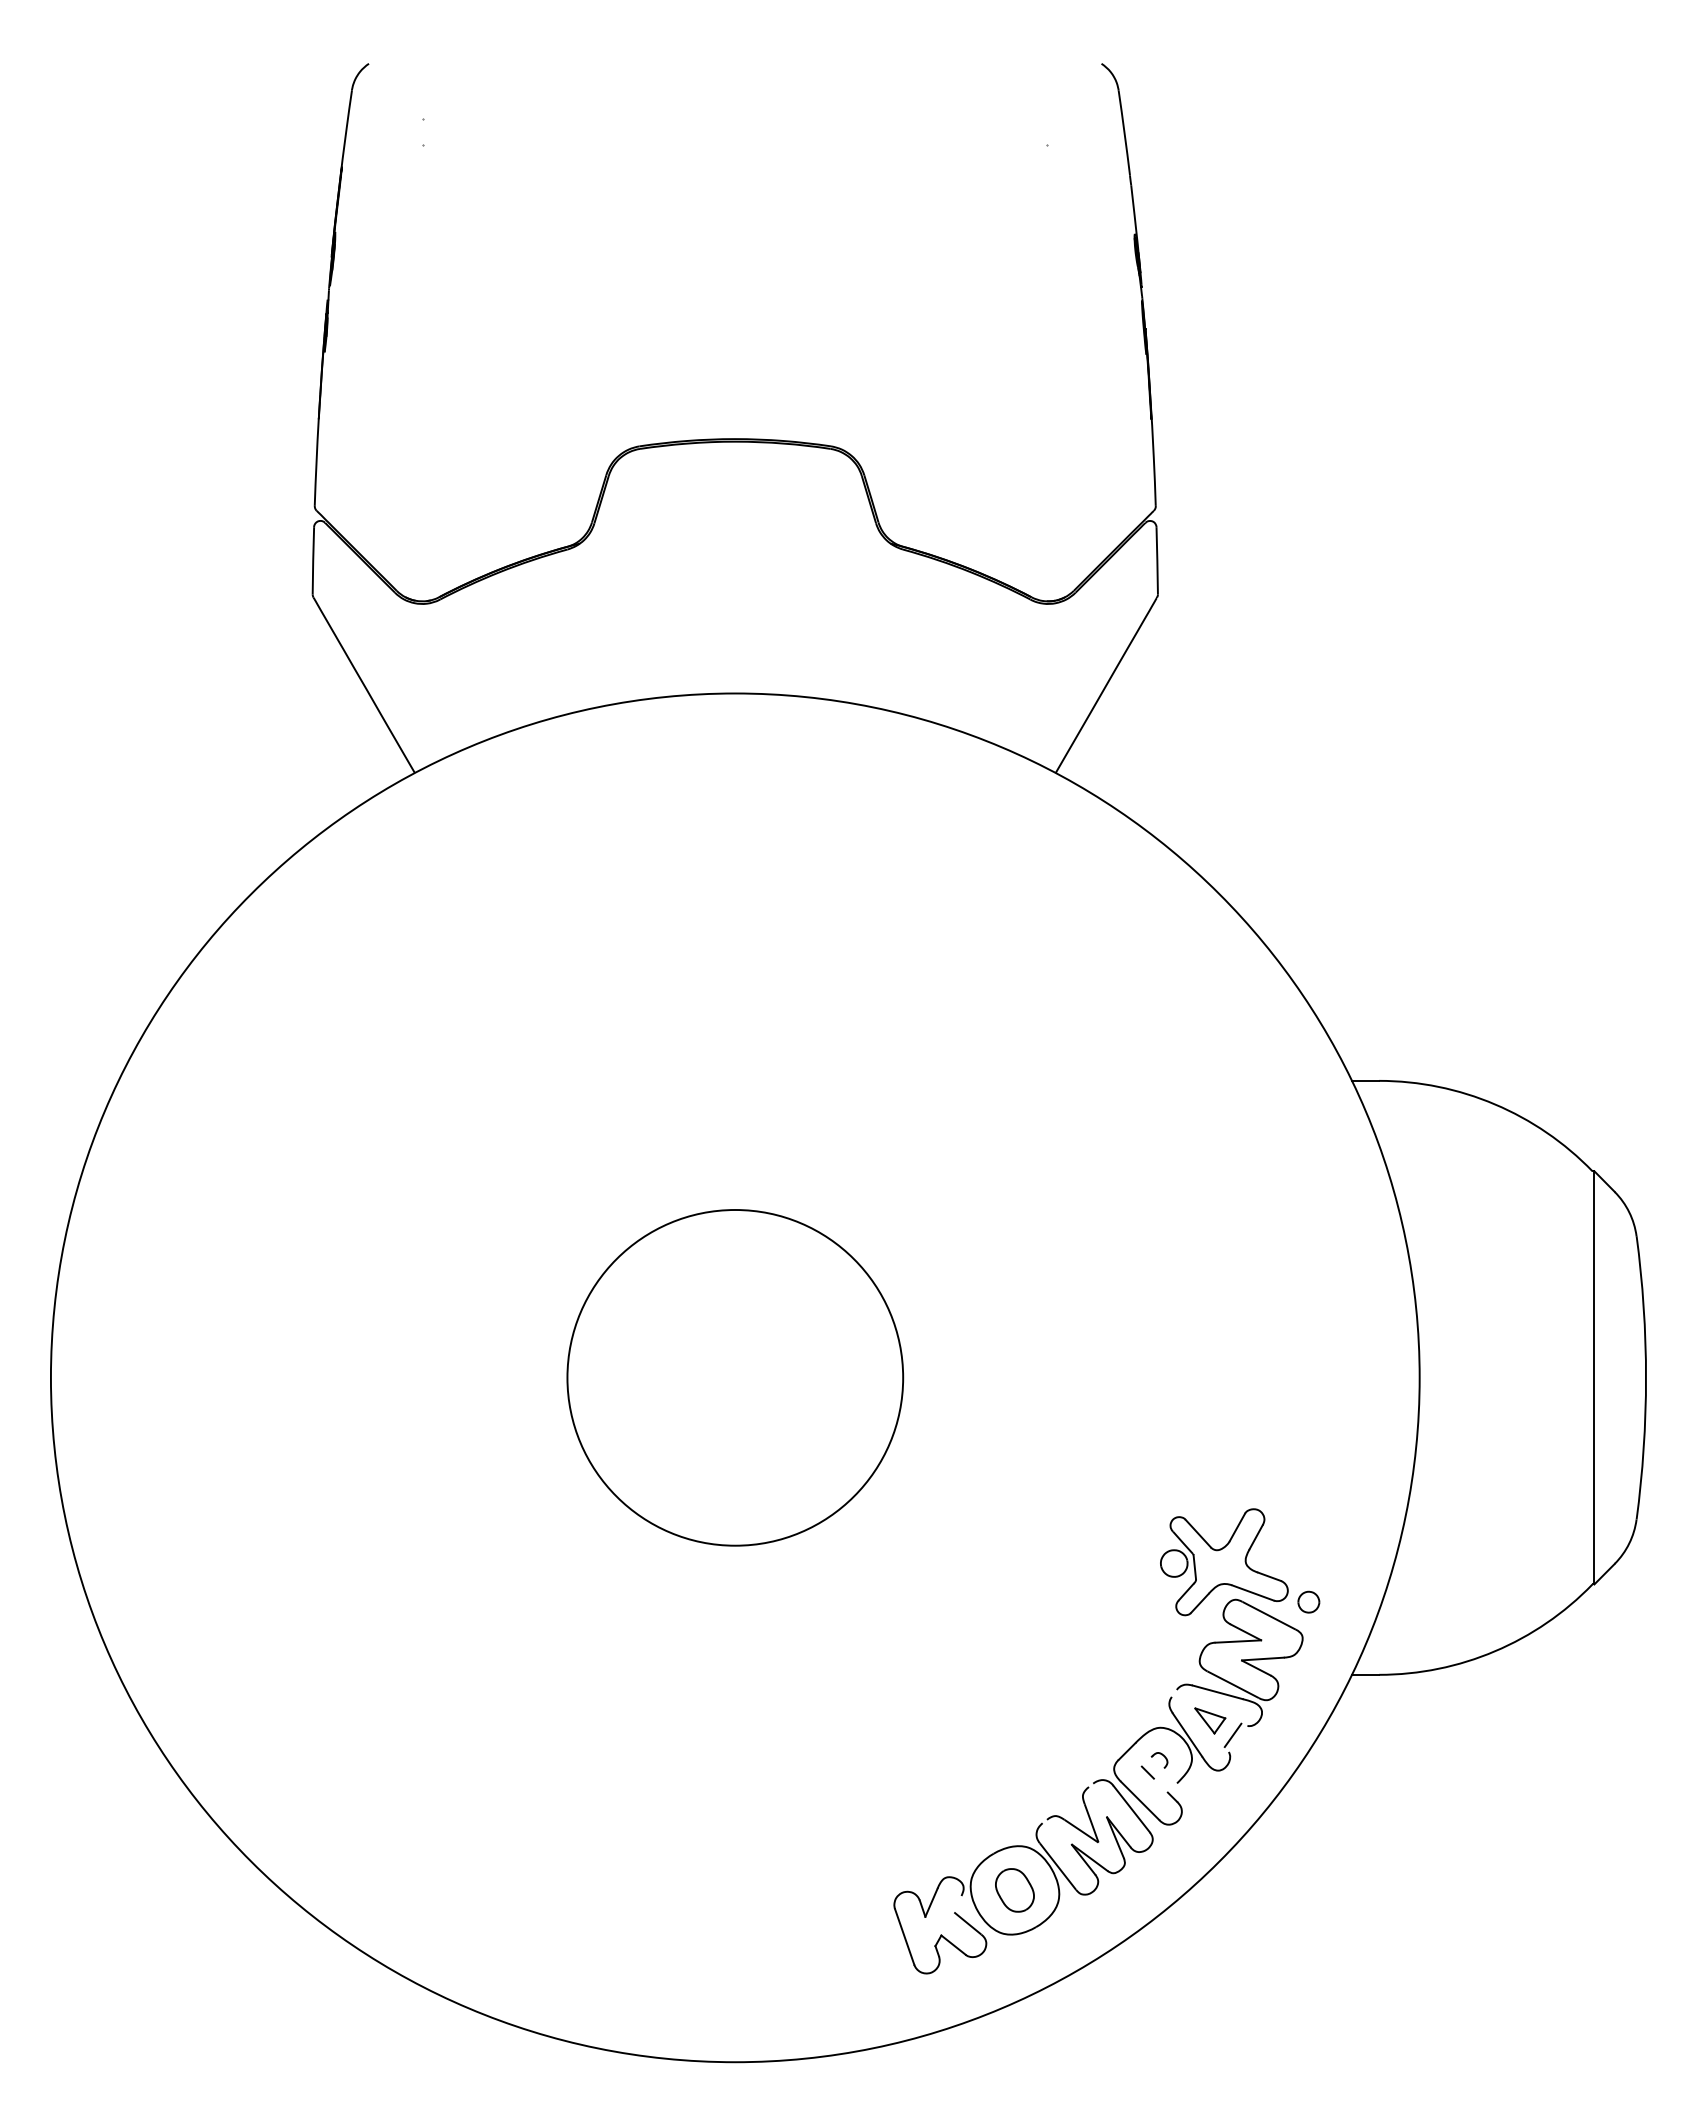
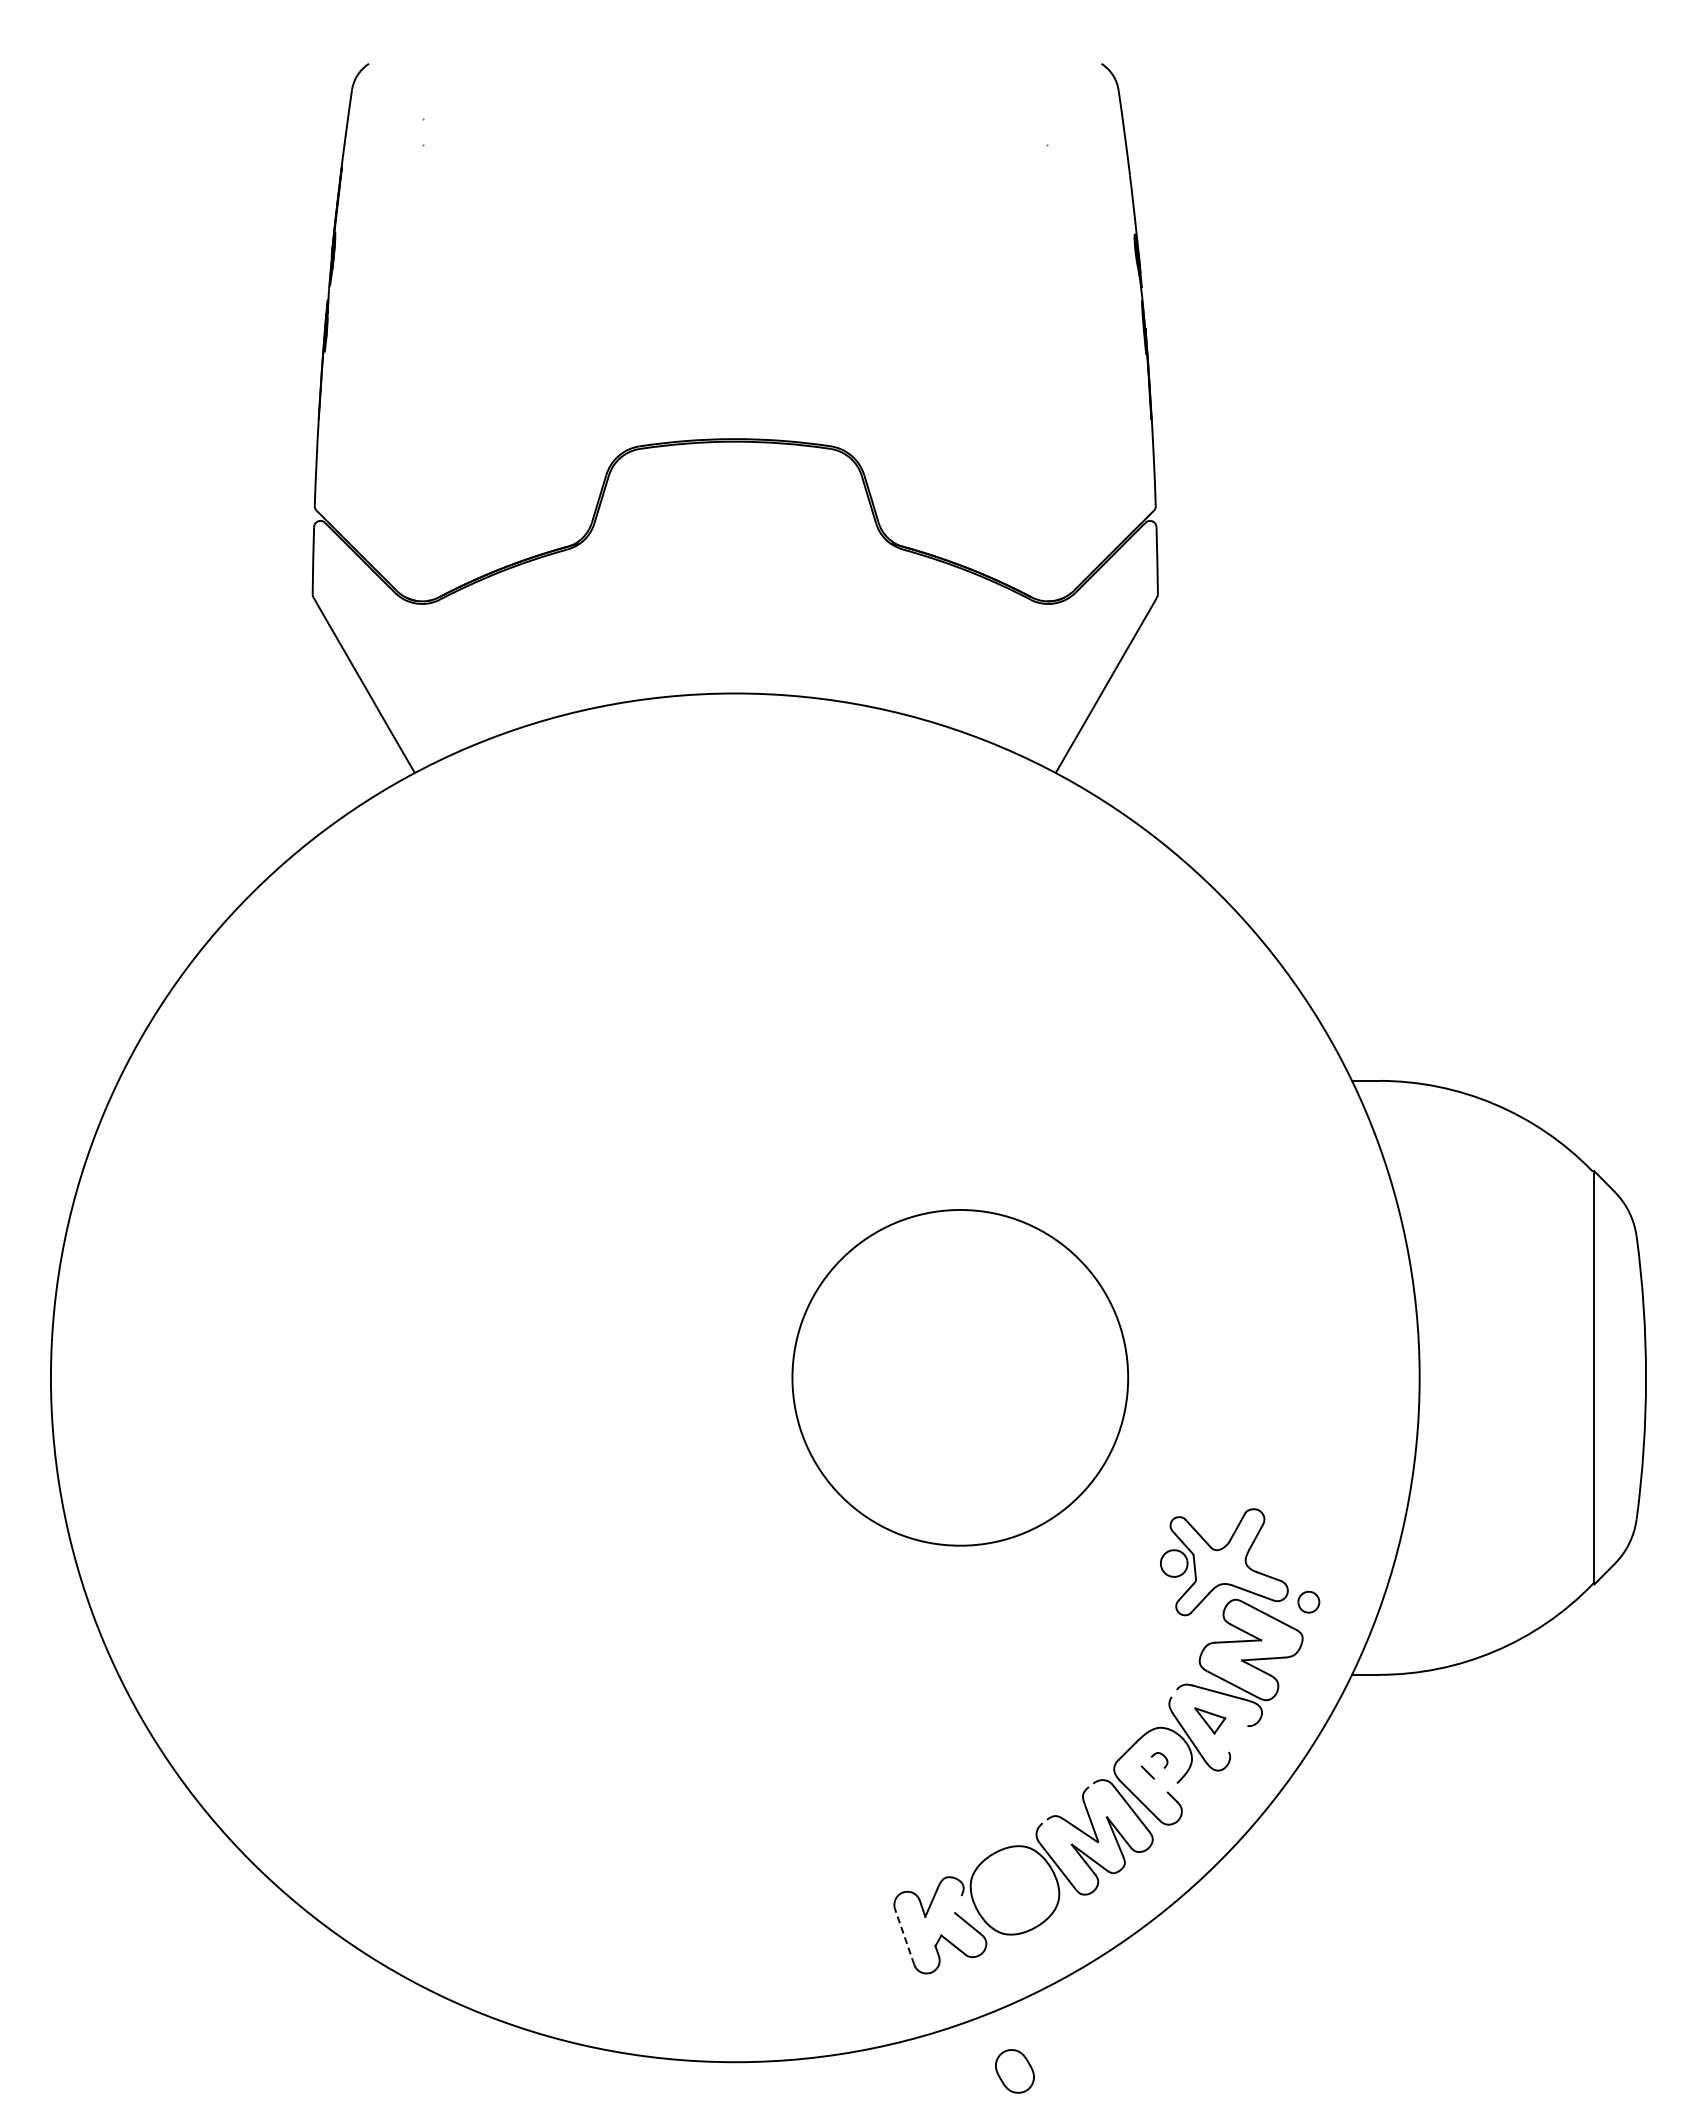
circle position: (735, 1377) -> (960, 1377) (960, 1377)
line: present -> none (1232, 1735)
part position: (1014, 1890) -> (1014, 2071) (1014, 2071)
line: solid -> dashed (904, 1936)
